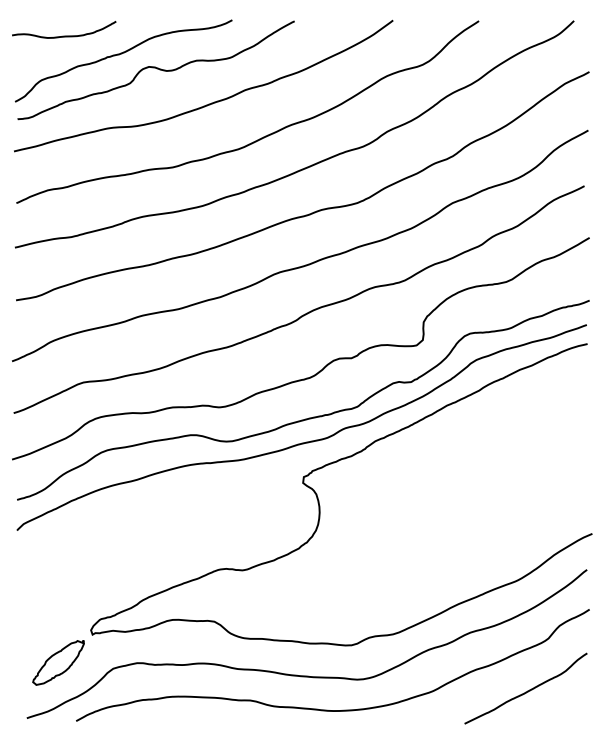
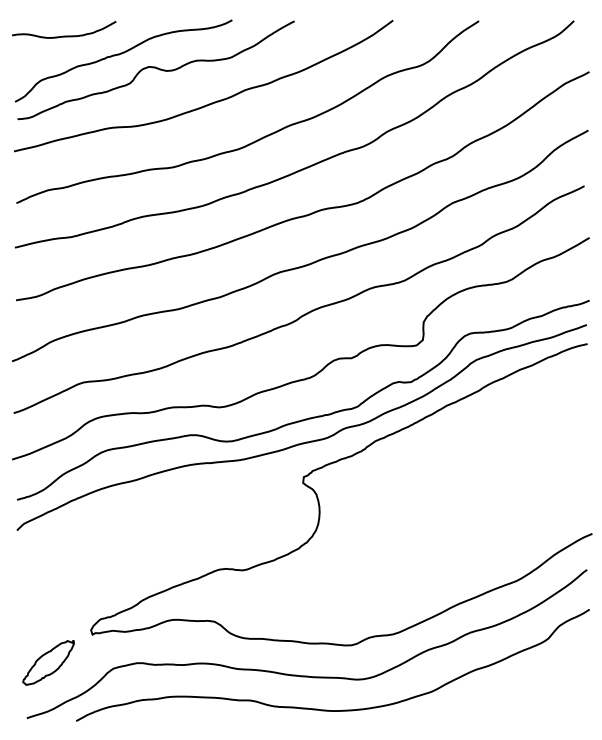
part position: (58, 662) -> (48, 662) (48, 662)
curve: present -> none (527, 690)
